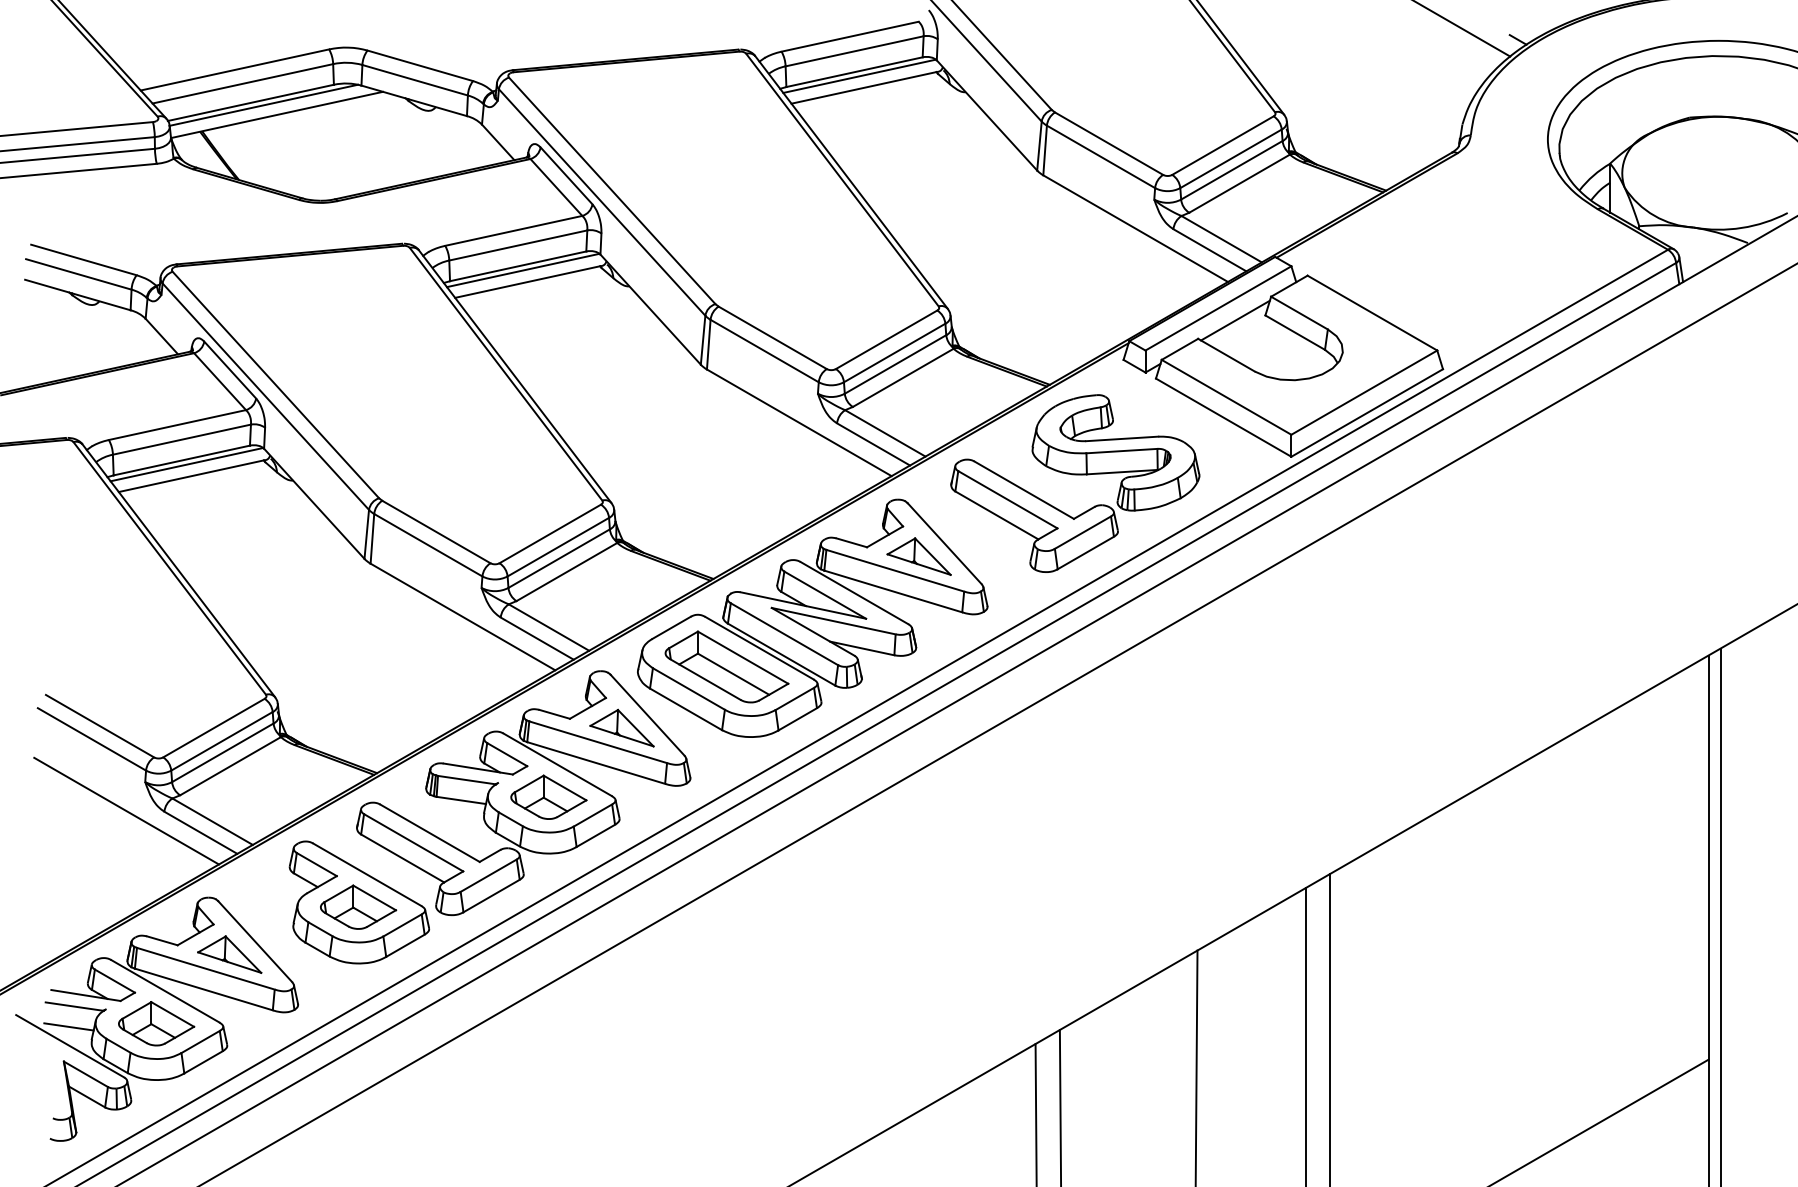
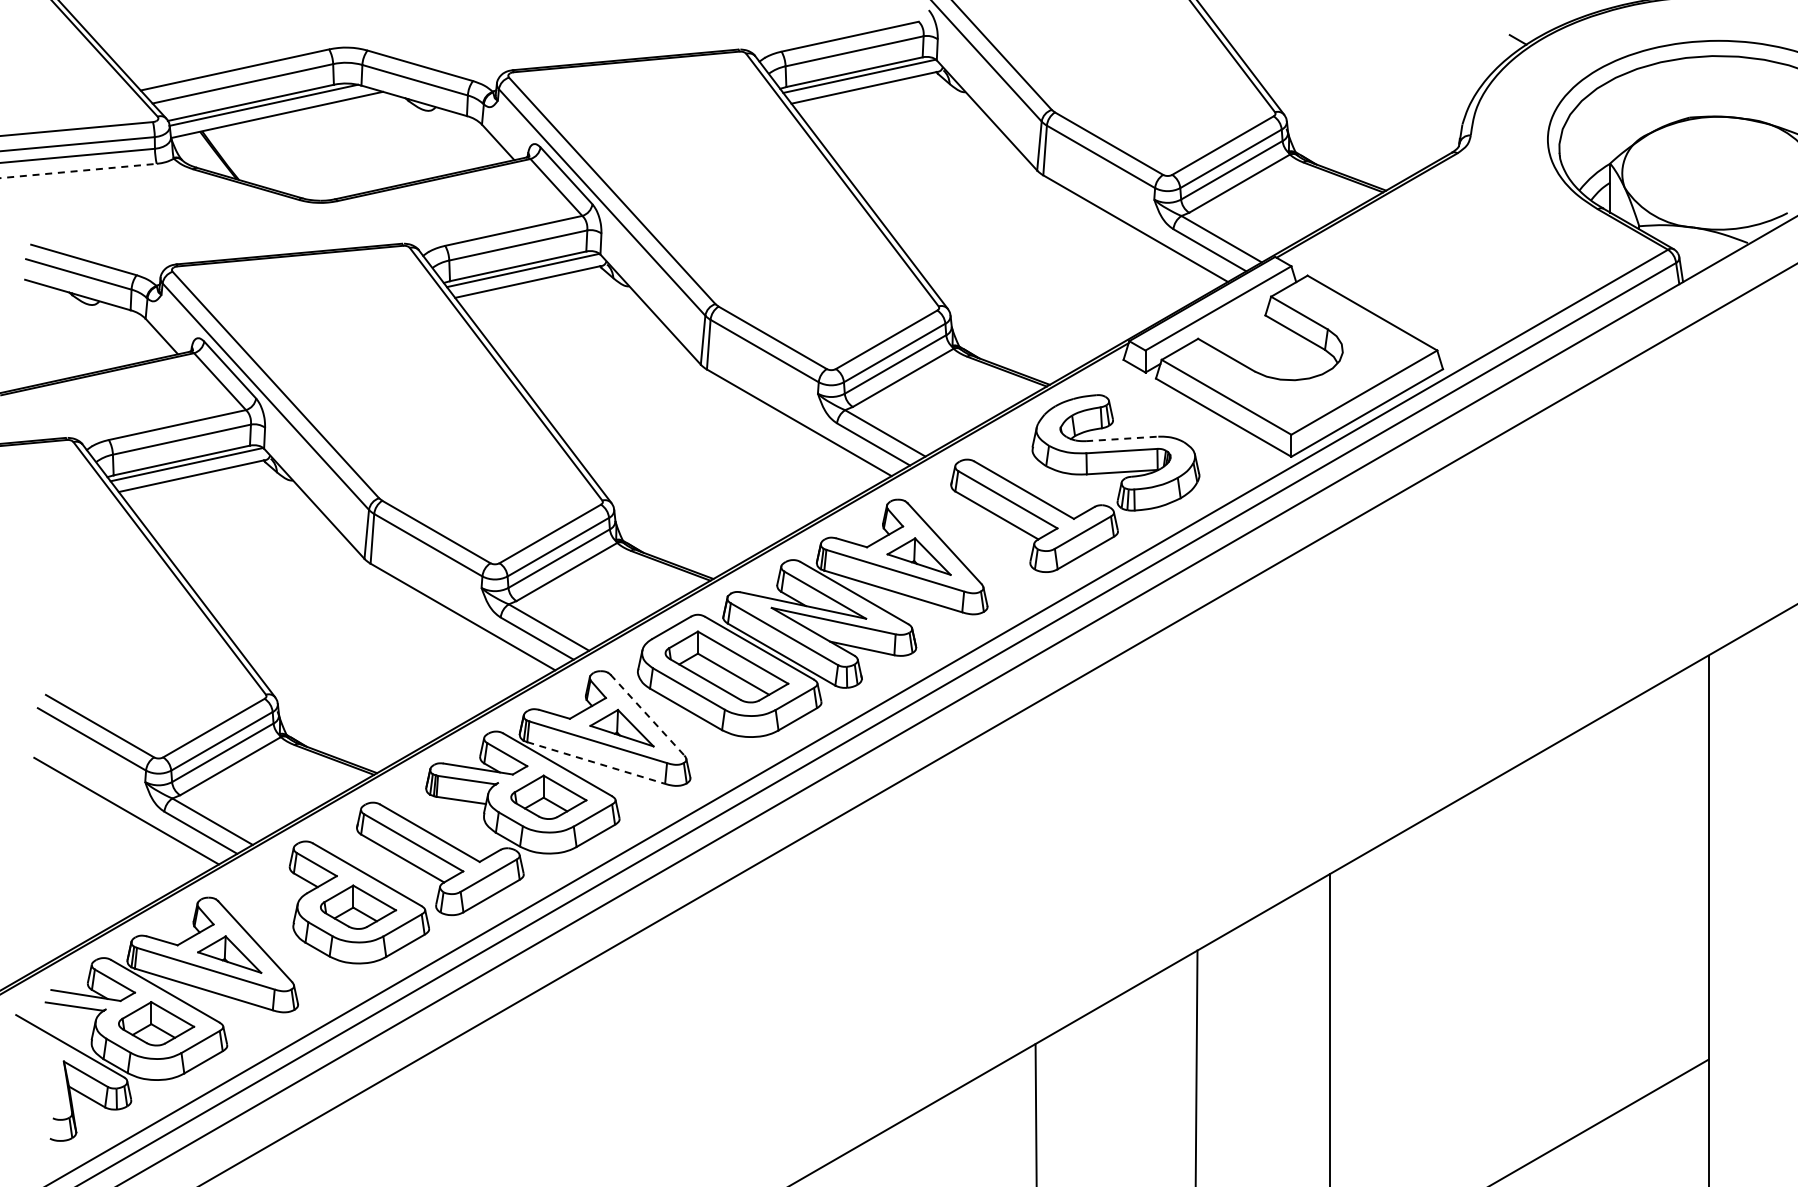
line: present -> none (1463, 29)
line: solid -> dashed (79, 170)
line: present -> none (1235, 320)
line: solid -> dashed (1122, 438)
line: solid -> dashed (647, 715)
line: solid -> dashed (596, 763)
line: present -> none (1720, 915)
line: present -> none (68, 1026)
line: present -> none (1305, 1035)
line: present -> none (1060, 1106)
